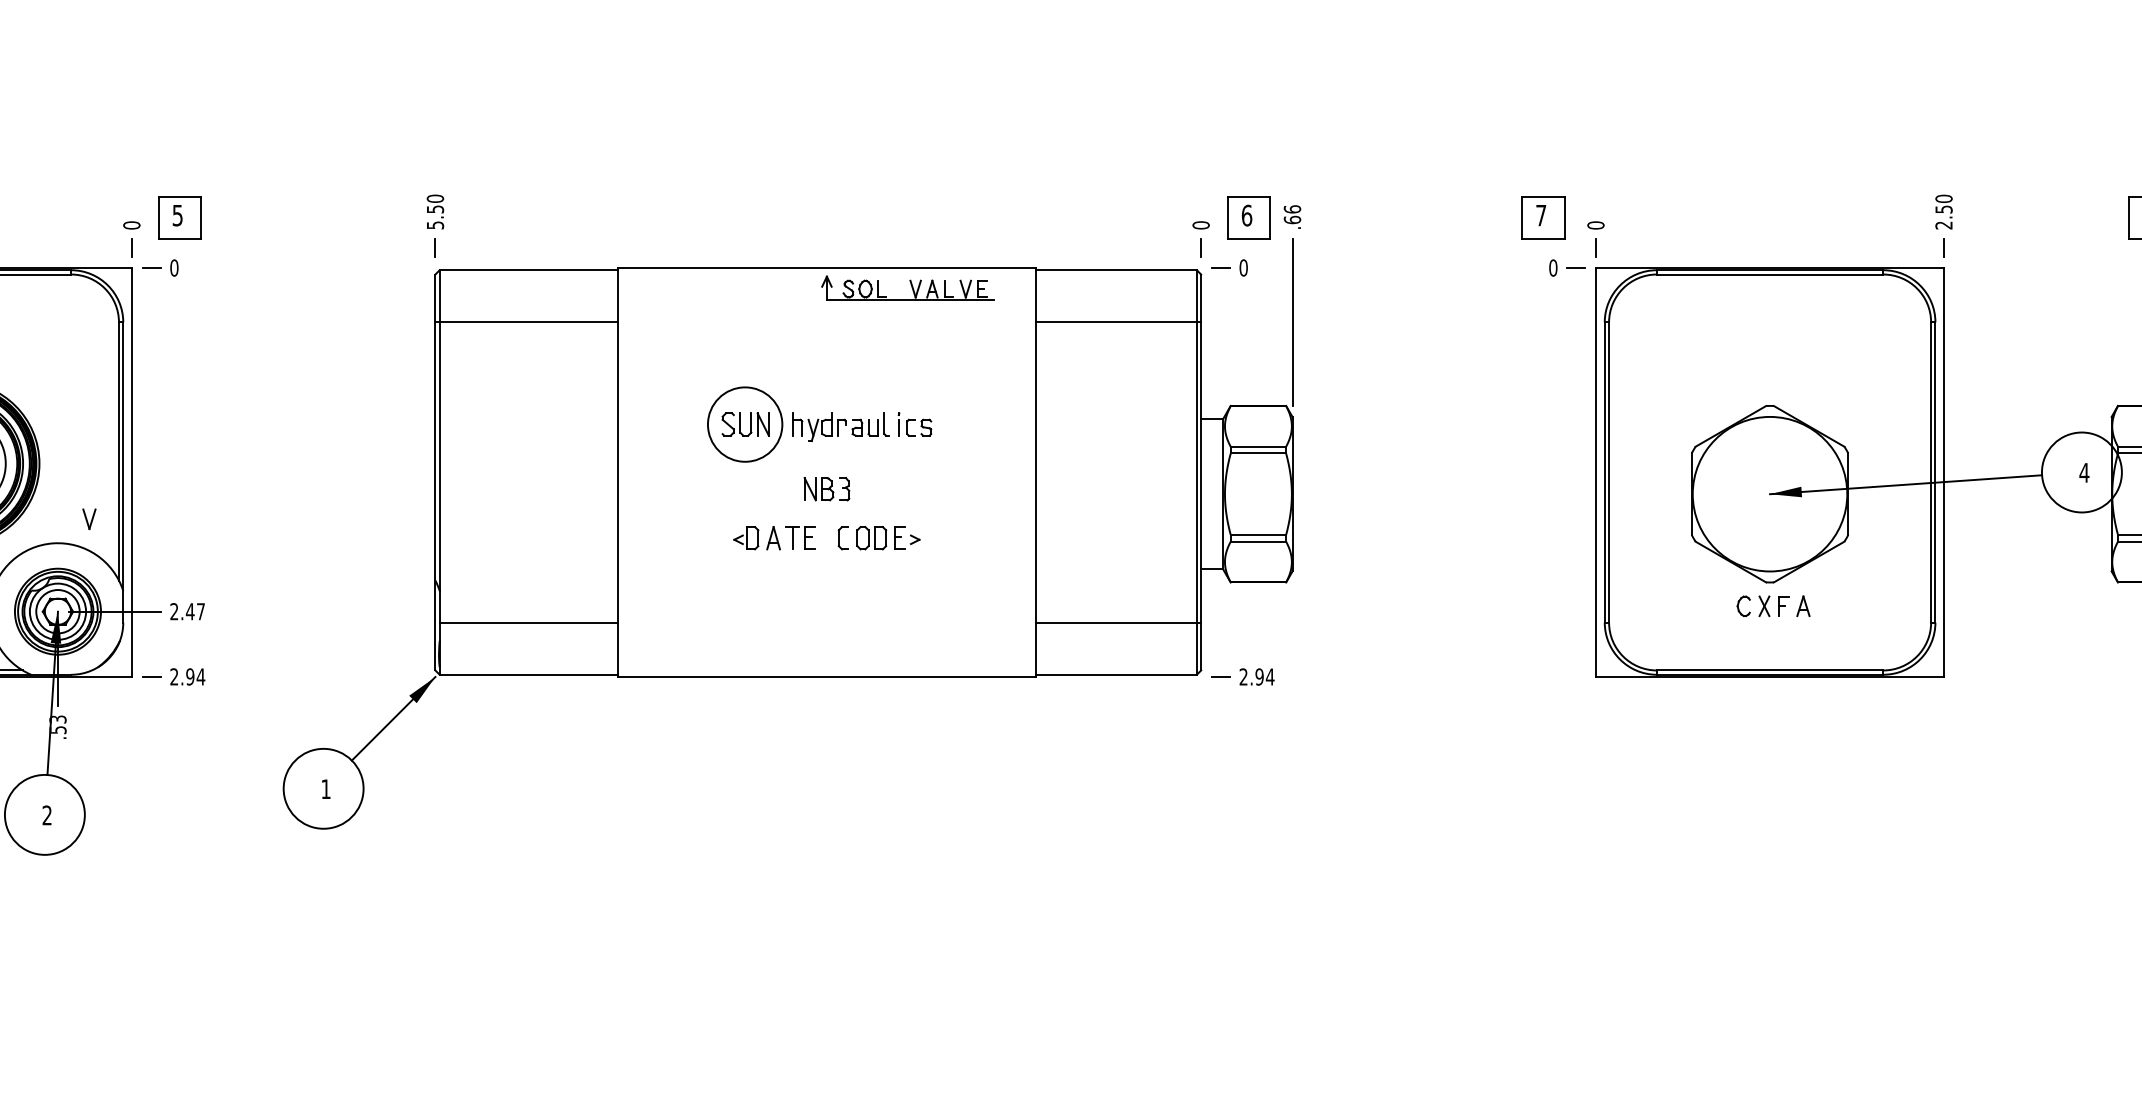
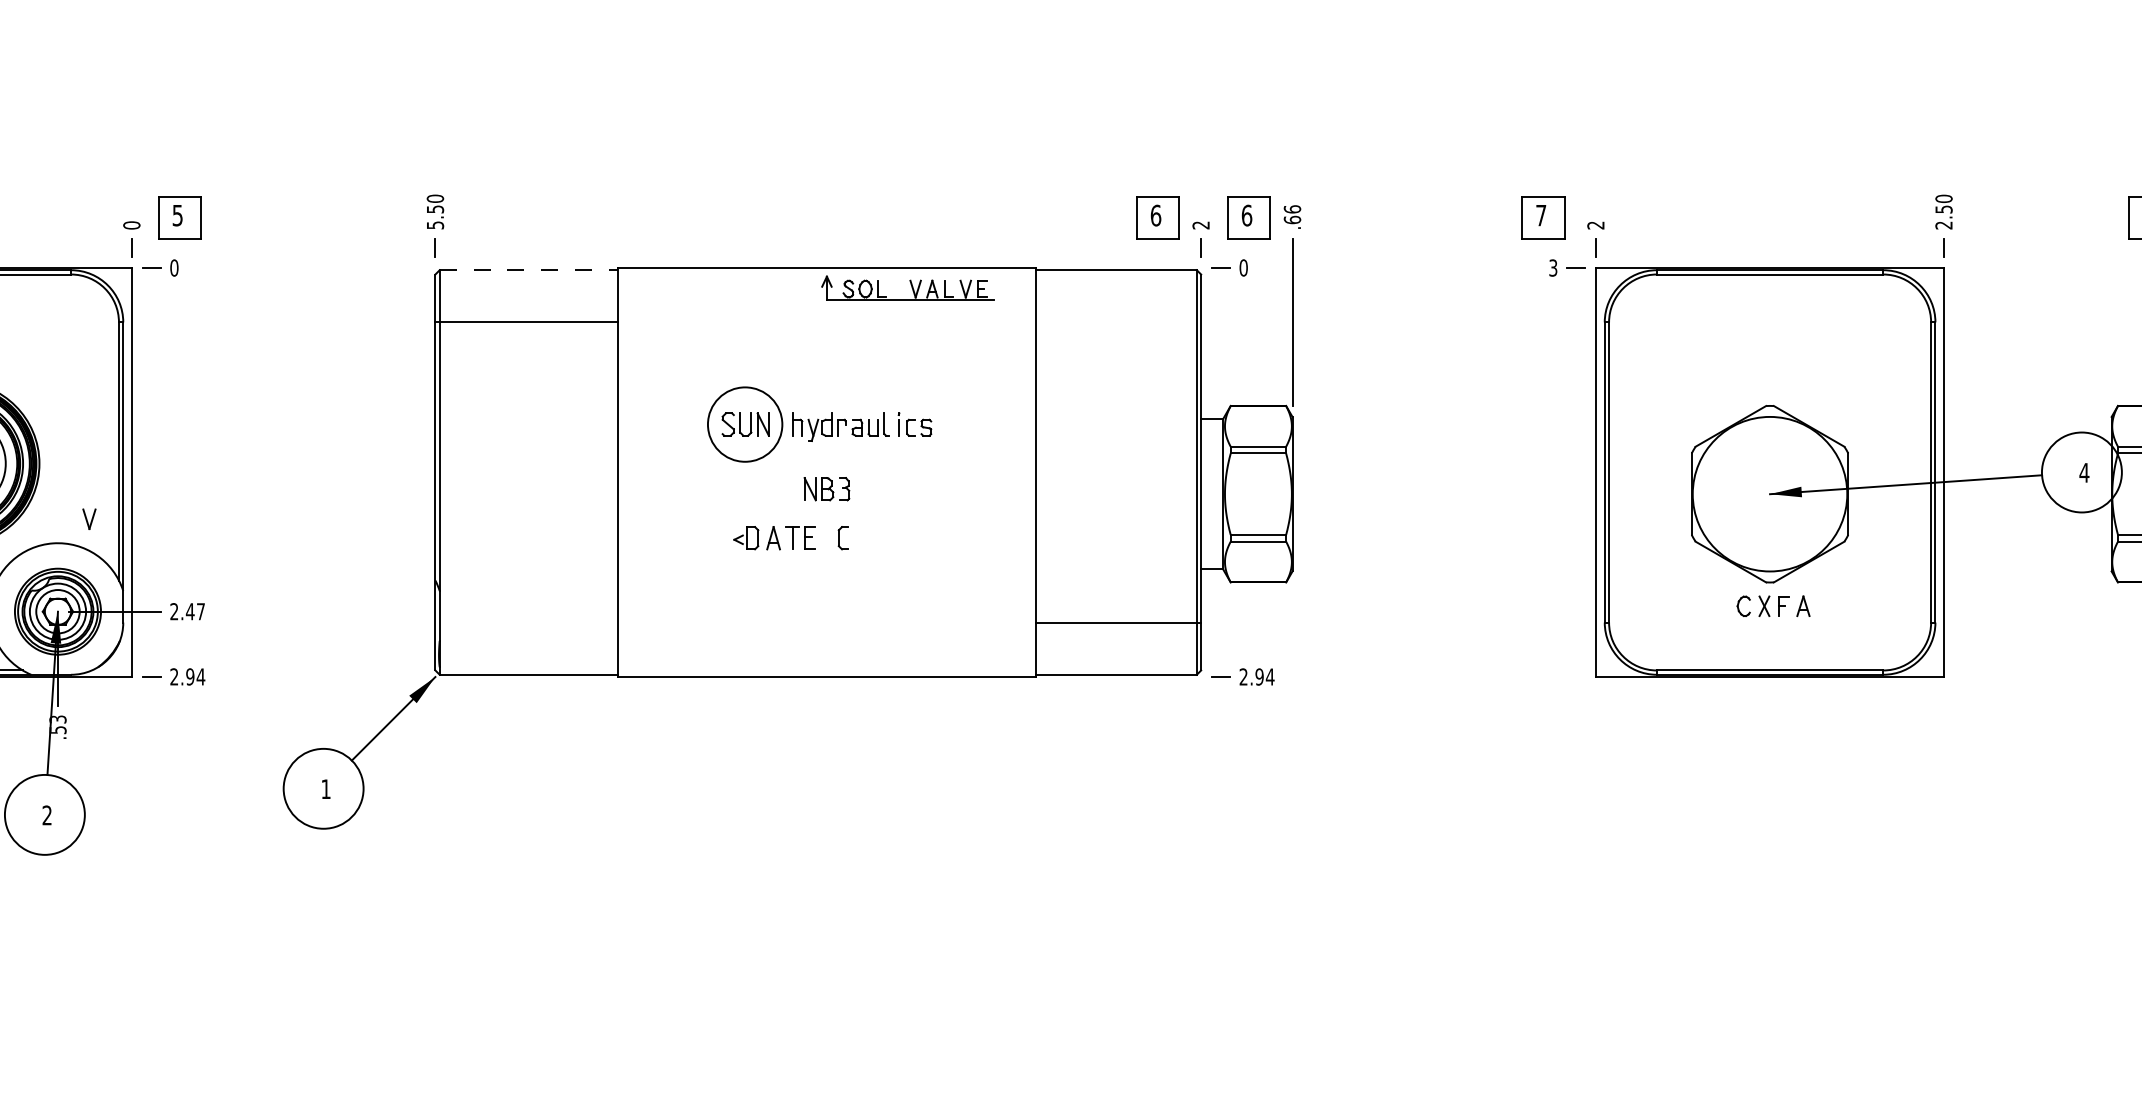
part: none -> present (1157, 217)
text: 0 -> 2 (1200, 225)
text: 0 -> 2 (1595, 225)
text: 0 -> 3 (1553, 267)
line: solid -> dashed (529, 270)
line: present -> none (1118, 322)
part: present -> none (888, 538)
line: present -> none (528, 622)
